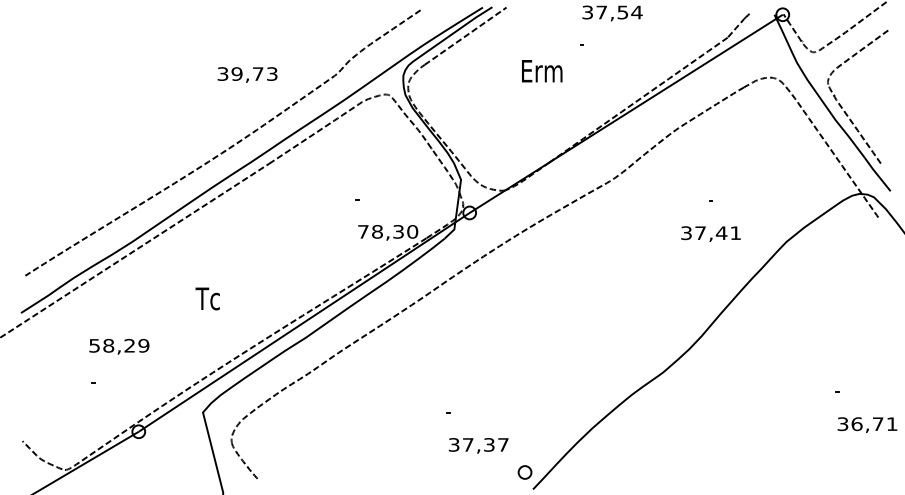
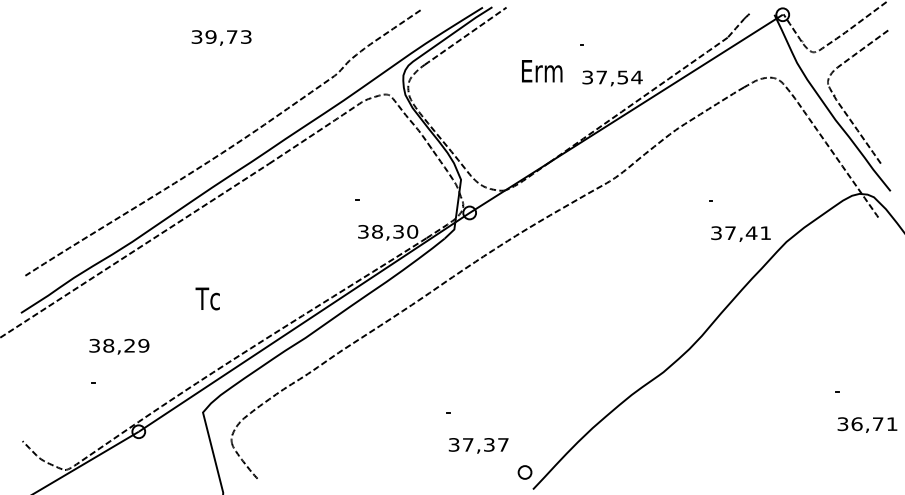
text position: (612, 13) -> (612, 78) (612, 78)
text position: (247, 74) -> (221, 37) (221, 37)
text: 78,30 -> 38,30 (363, 231)
text position: (710, 233) -> (740, 233) (740, 233)
text: 58,29 -> 38,29 (94, 344)
